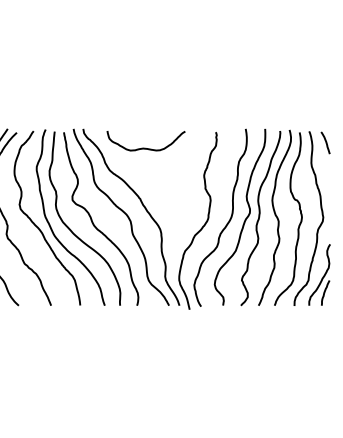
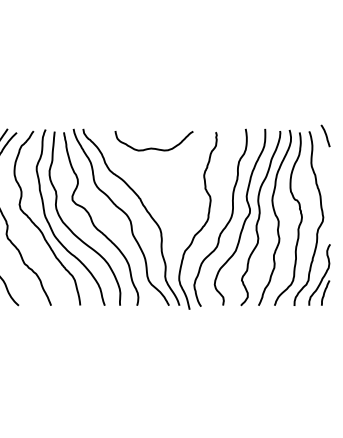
curve position: (325, 142) -> (325, 135) (325, 135)
curve position: (145, 147) -> (153, 147) (153, 147)
